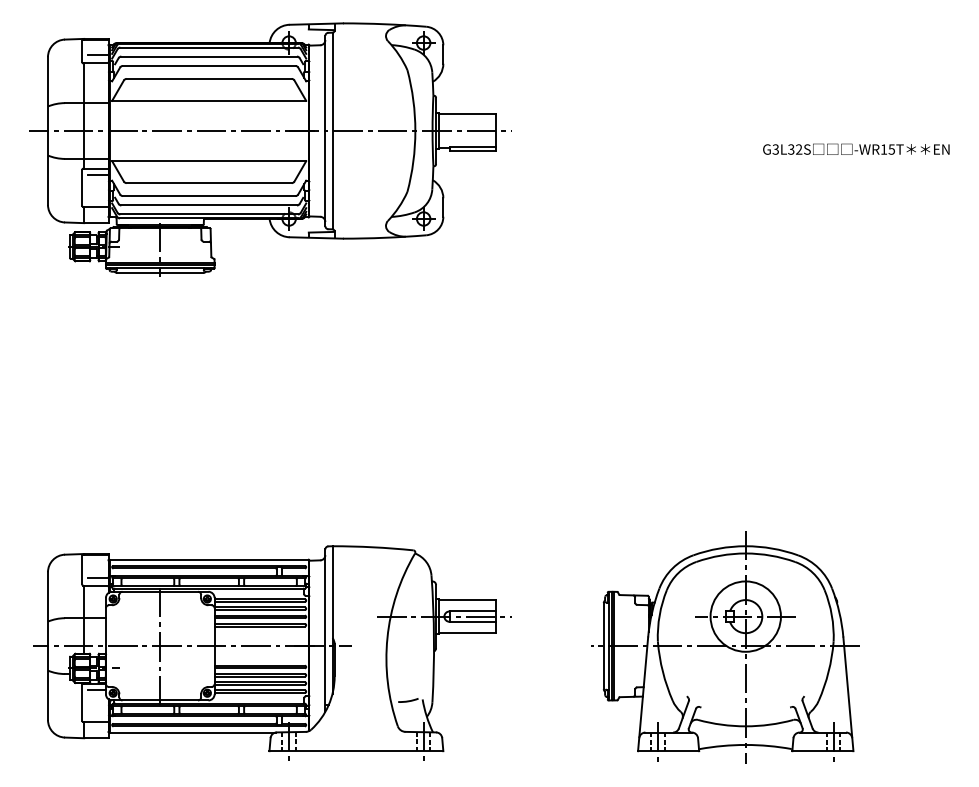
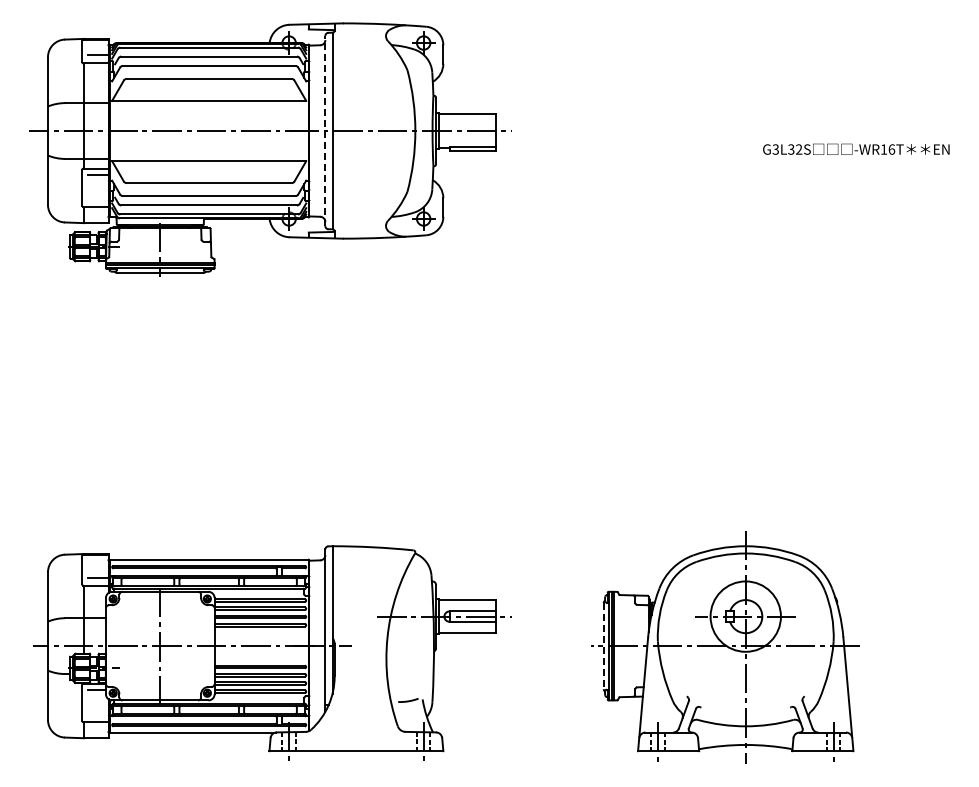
line: solid -> dashed (325, 130)
text: -WR15T -> -WR16T (891, 149)
line: solid -> dashed (603, 646)
